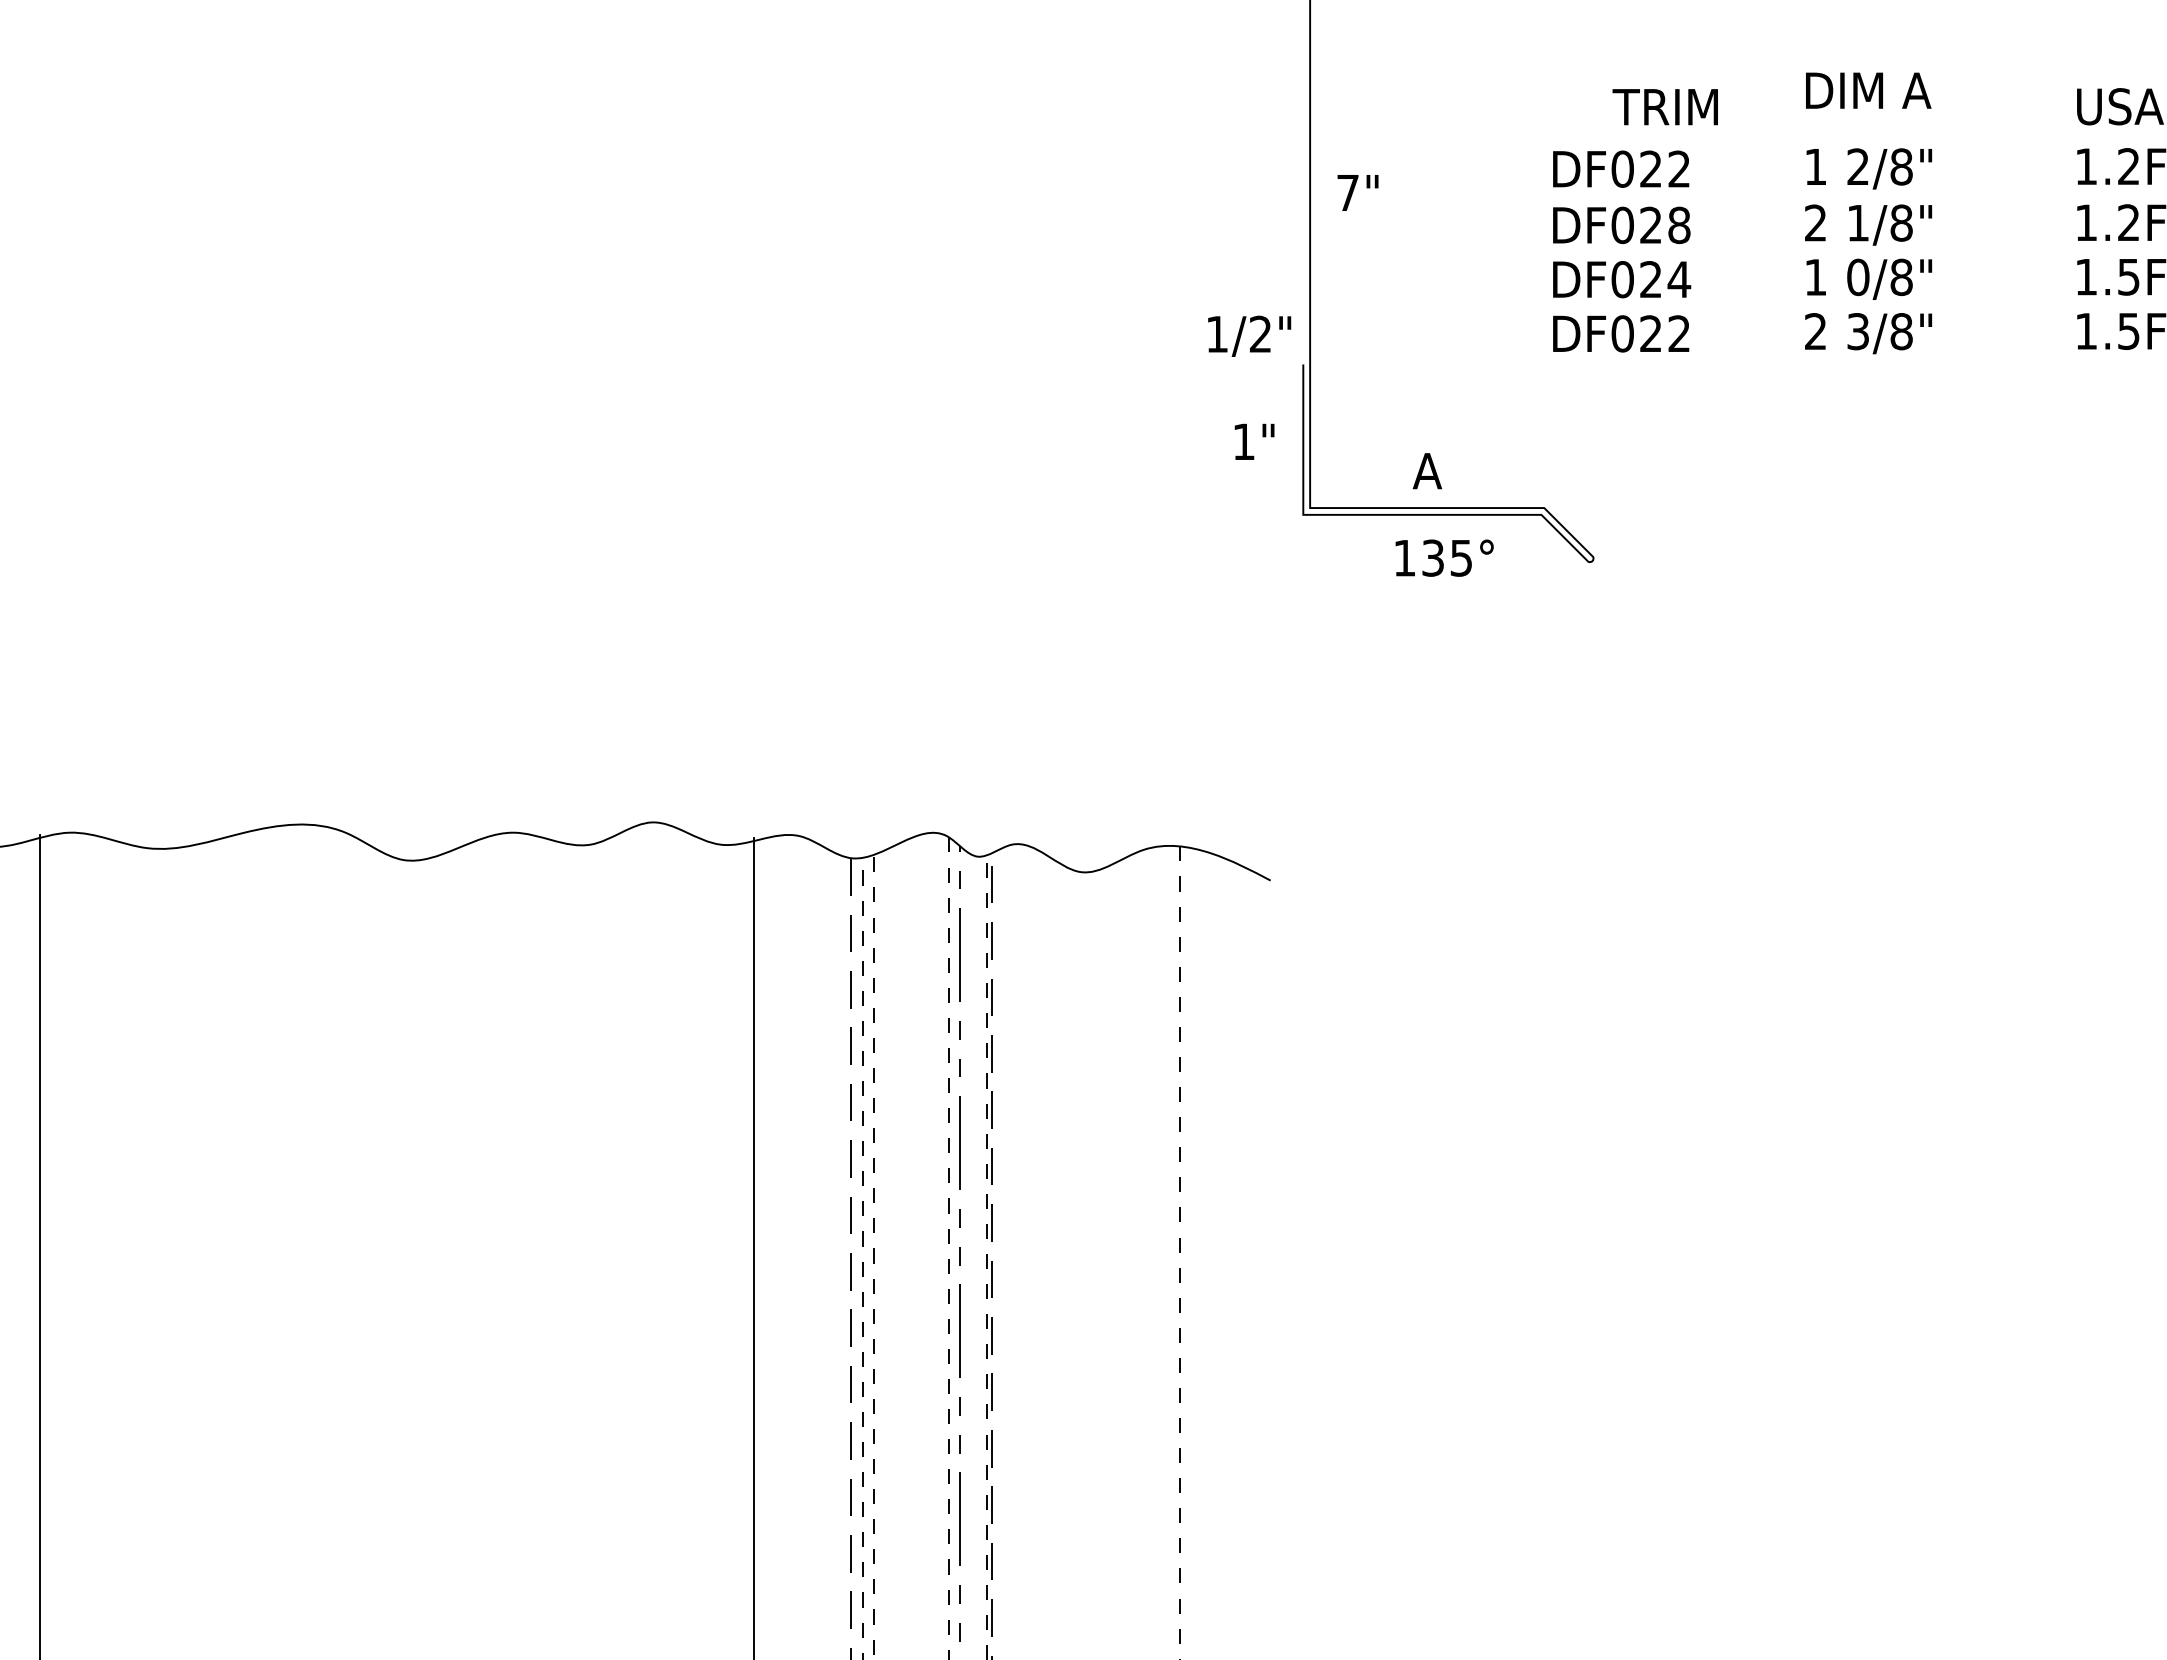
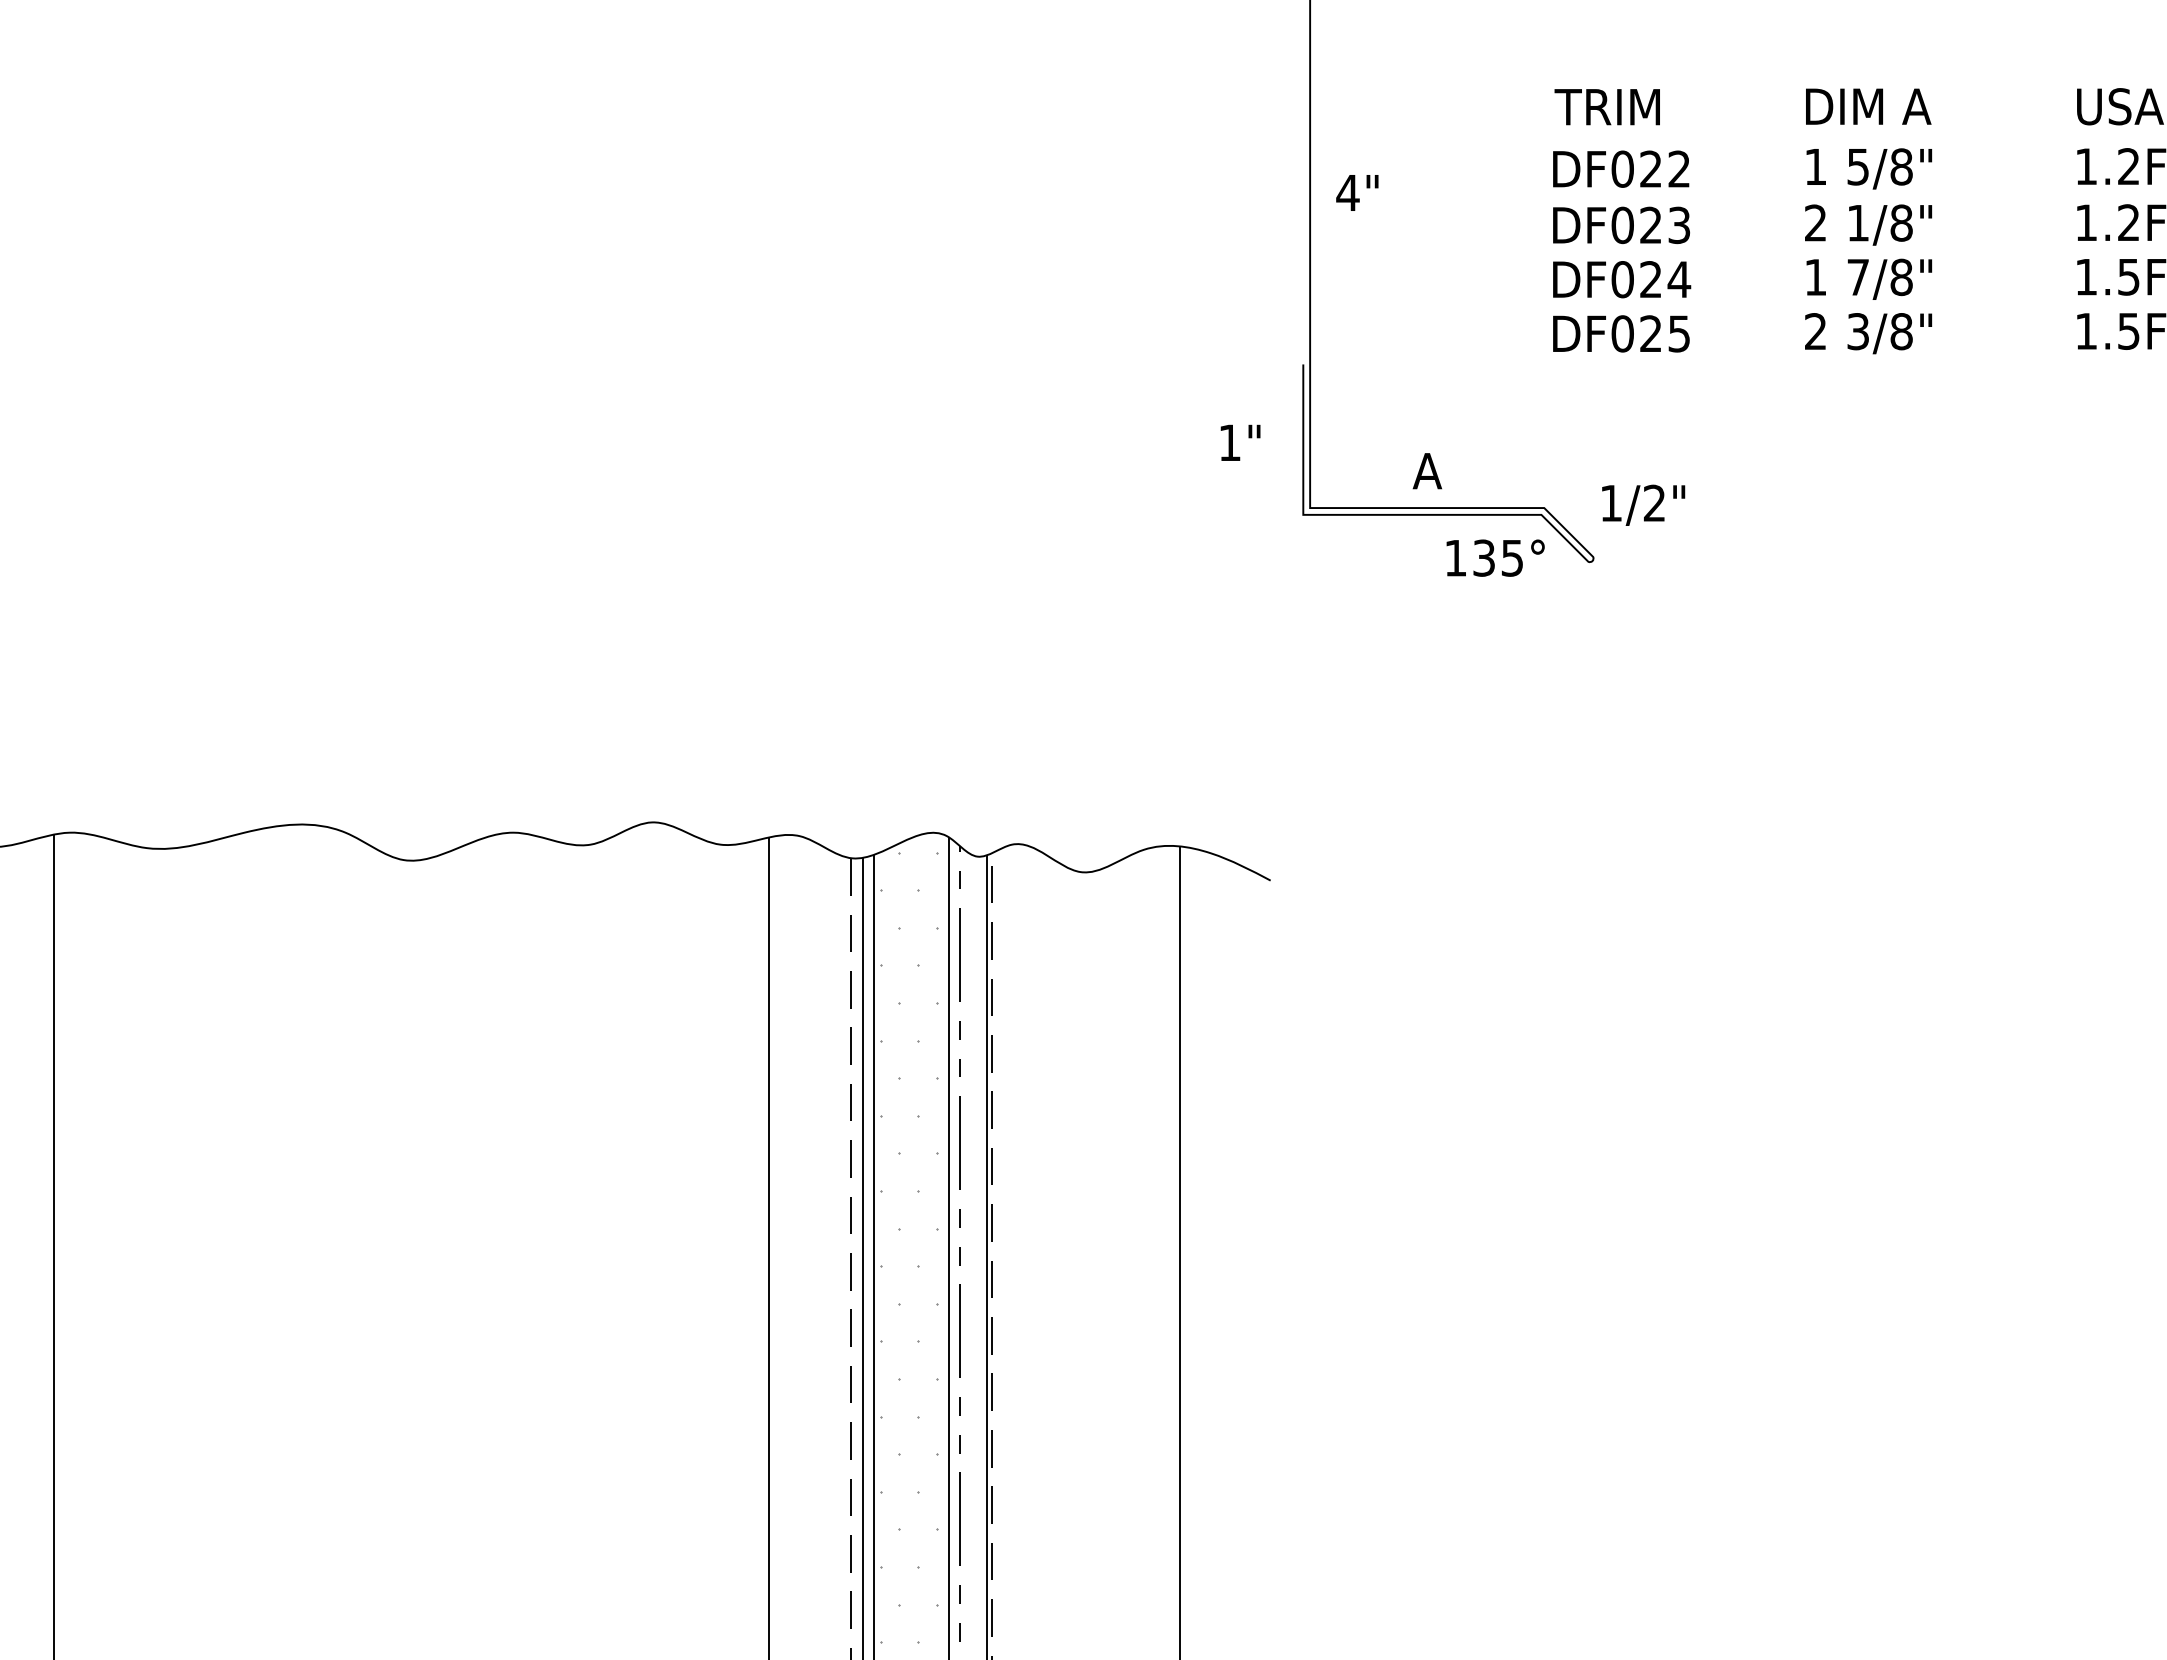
text position: (1868, 90) -> (1868, 106) (1868, 106)
text position: (1664, 107) -> (1606, 107) (1606, 107)
text: 2/8" -> 5/8" (1857, 166)
text: 7" -> 4" (1347, 192)
text: DF028 -> DF023 (1679, 225)
text: 0/8" -> 7/8" (1858, 277)
text: DF022 -> DF025 (1678, 333)
text position: (1249, 335) -> (1643, 504) (1643, 504)
text position: (1254, 441) -> (1240, 442) (1240, 442)
text position: (1444, 557) -> (1495, 557) (1495, 557)
line position: (40, 1245) -> (54, 1245) (54, 1245)
line position: (753, 1246) -> (768, 1246) (768, 1246)
hatch: none -> present (908, 1247)
line: dashed -> solid (862, 1258)
line: dashed -> solid (949, 1651)
line: dashed -> solid (1179, 1655)
